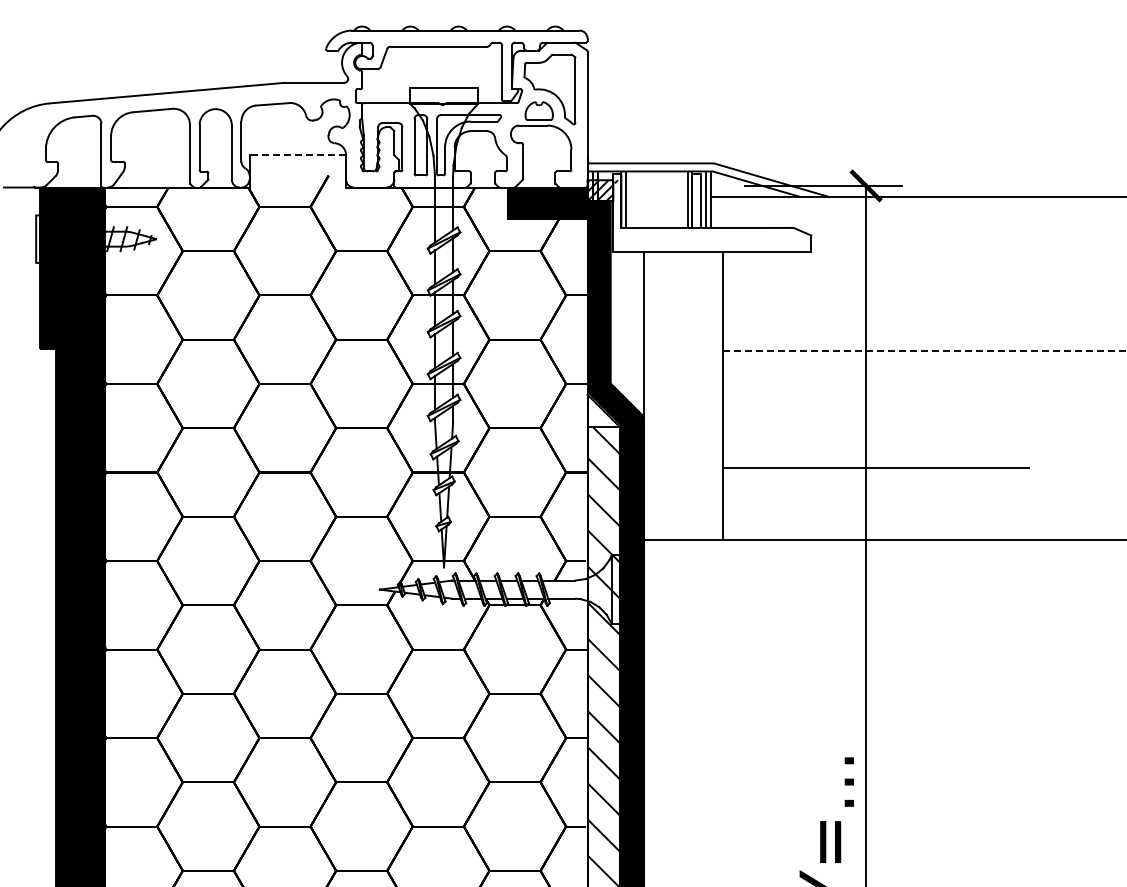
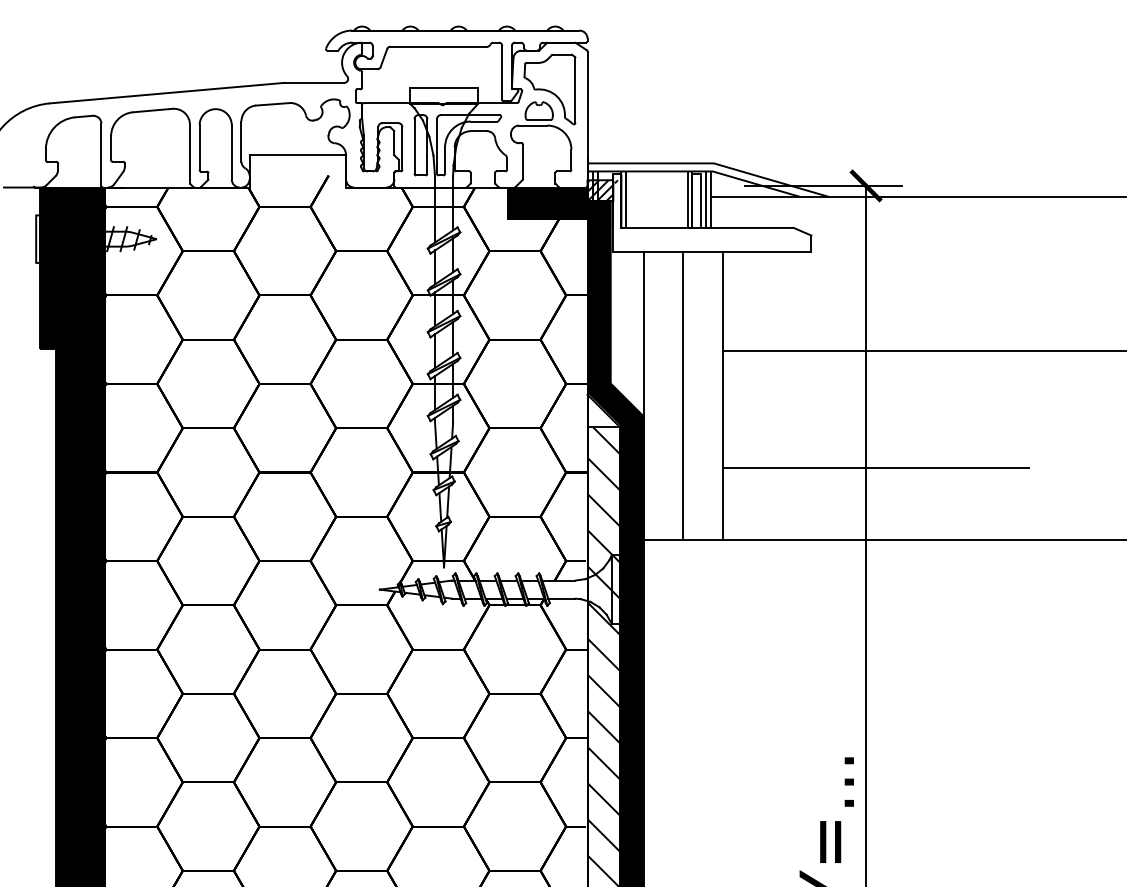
line: dashed -> solid (297, 155)
line: dashed -> solid (924, 350)
line: none -> present (682, 395)
